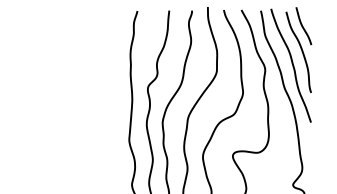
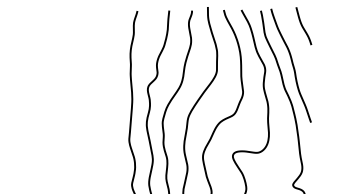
curve: present -> none (300, 49)
